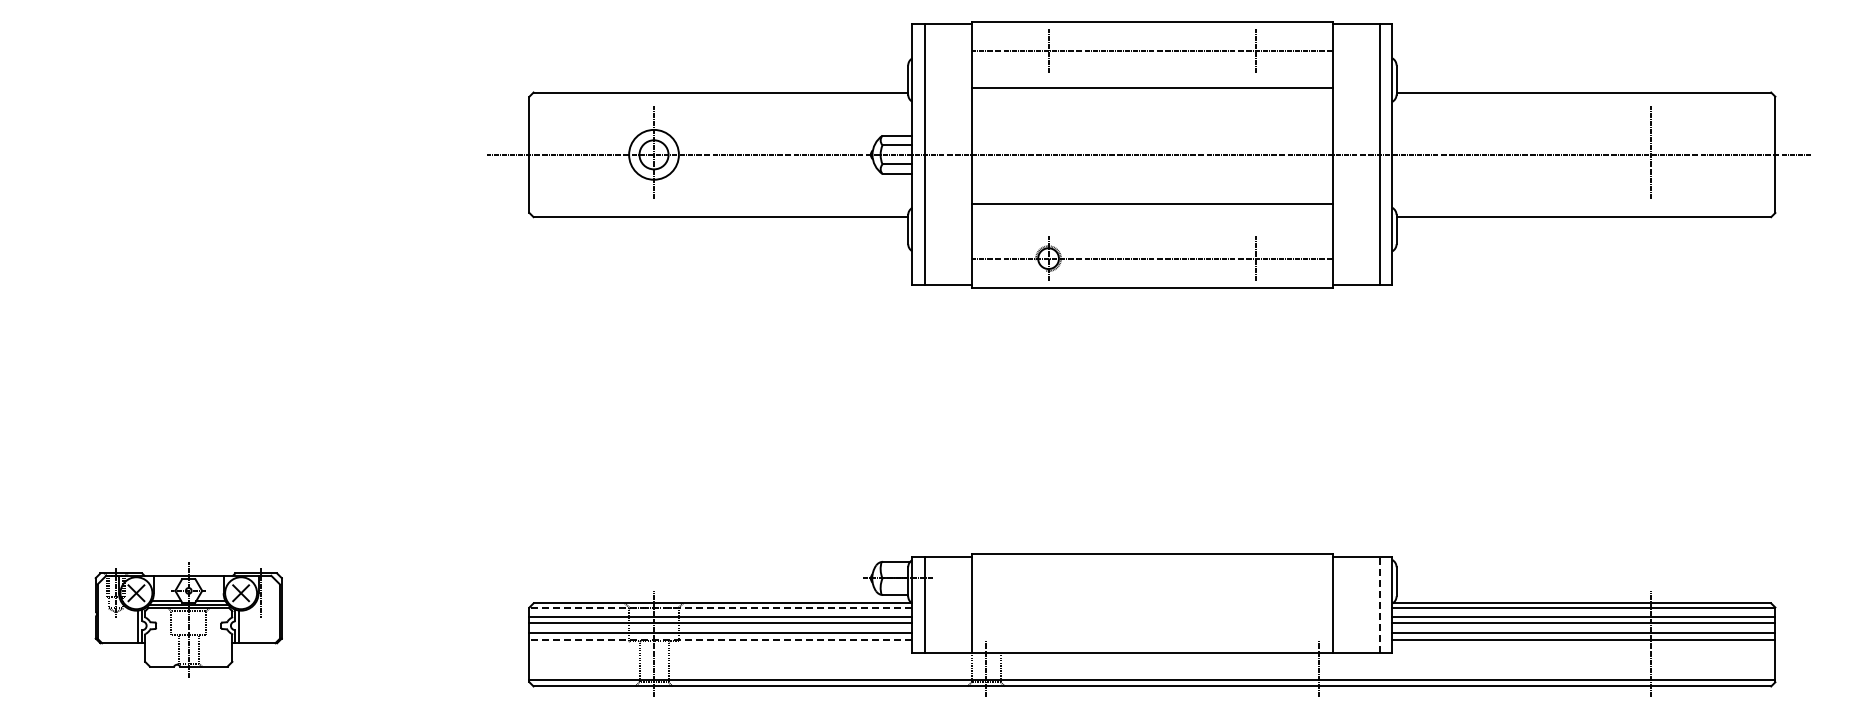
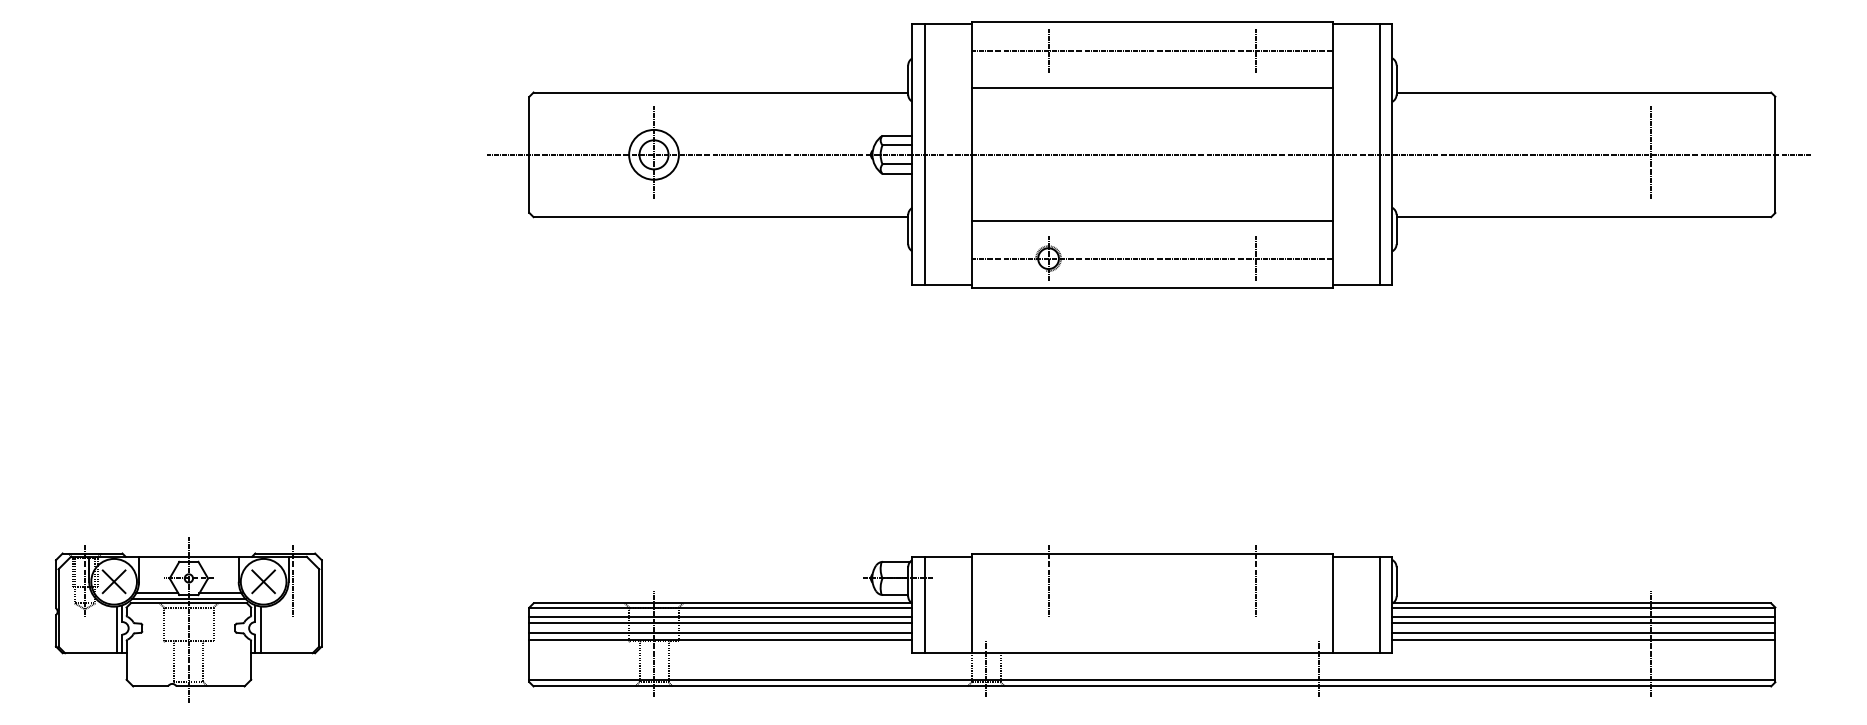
line position: (1152, 204) -> (1152, 221) (1152, 221)
line: none -> present (1048, 581)
line: none -> present (1256, 581)
line: dashed -> solid (1379, 604)
line: dashed -> solid (720, 607)
part size: 189x116 px -> 269x166 px (188, 619)
line: dashed -> solid (720, 640)
